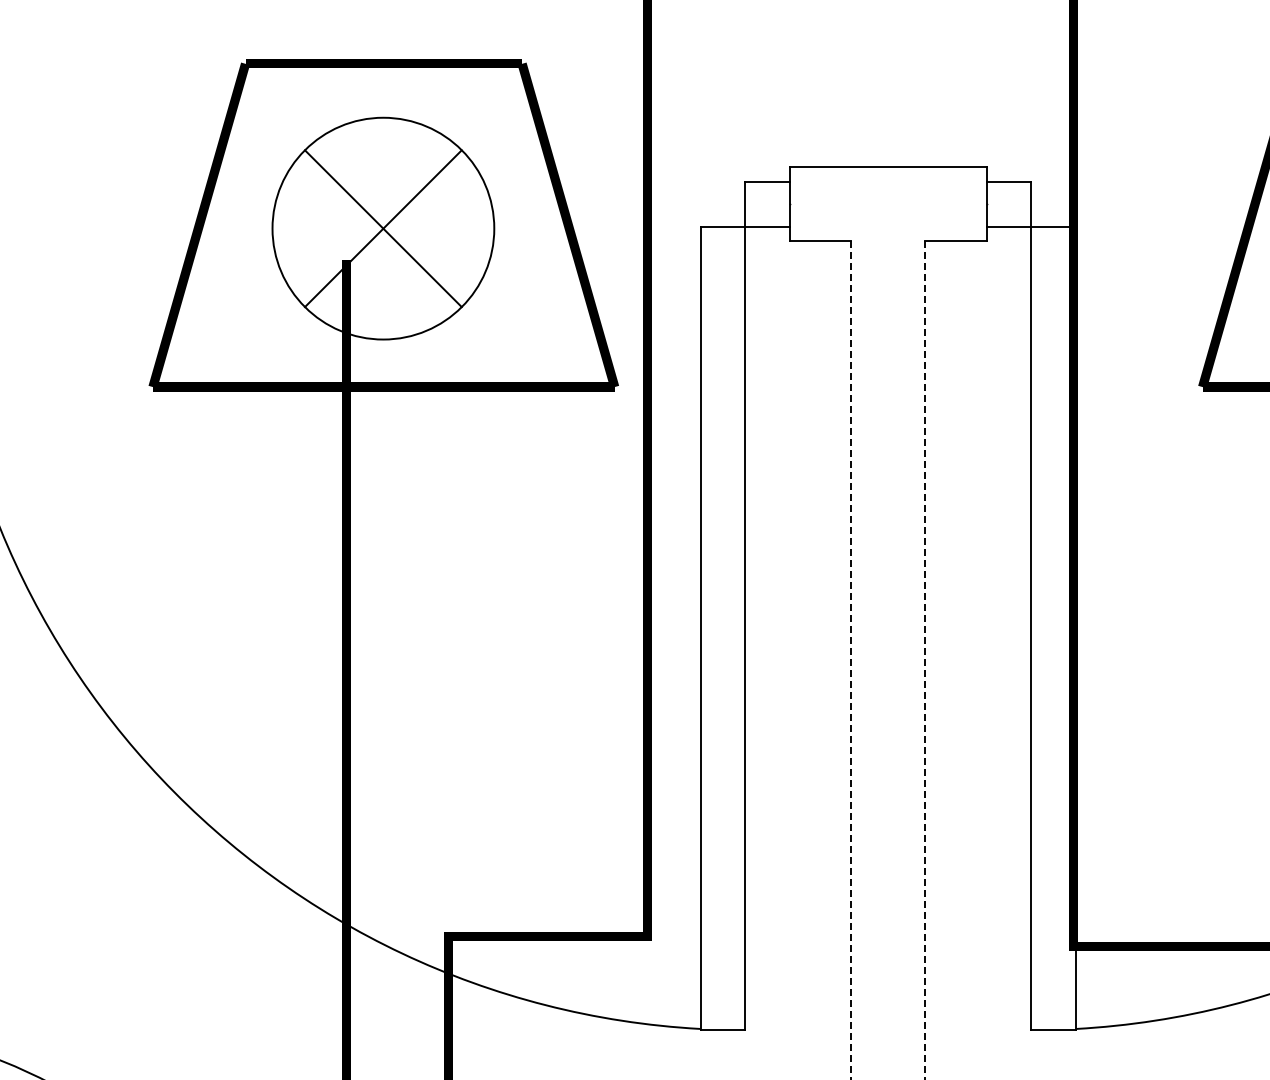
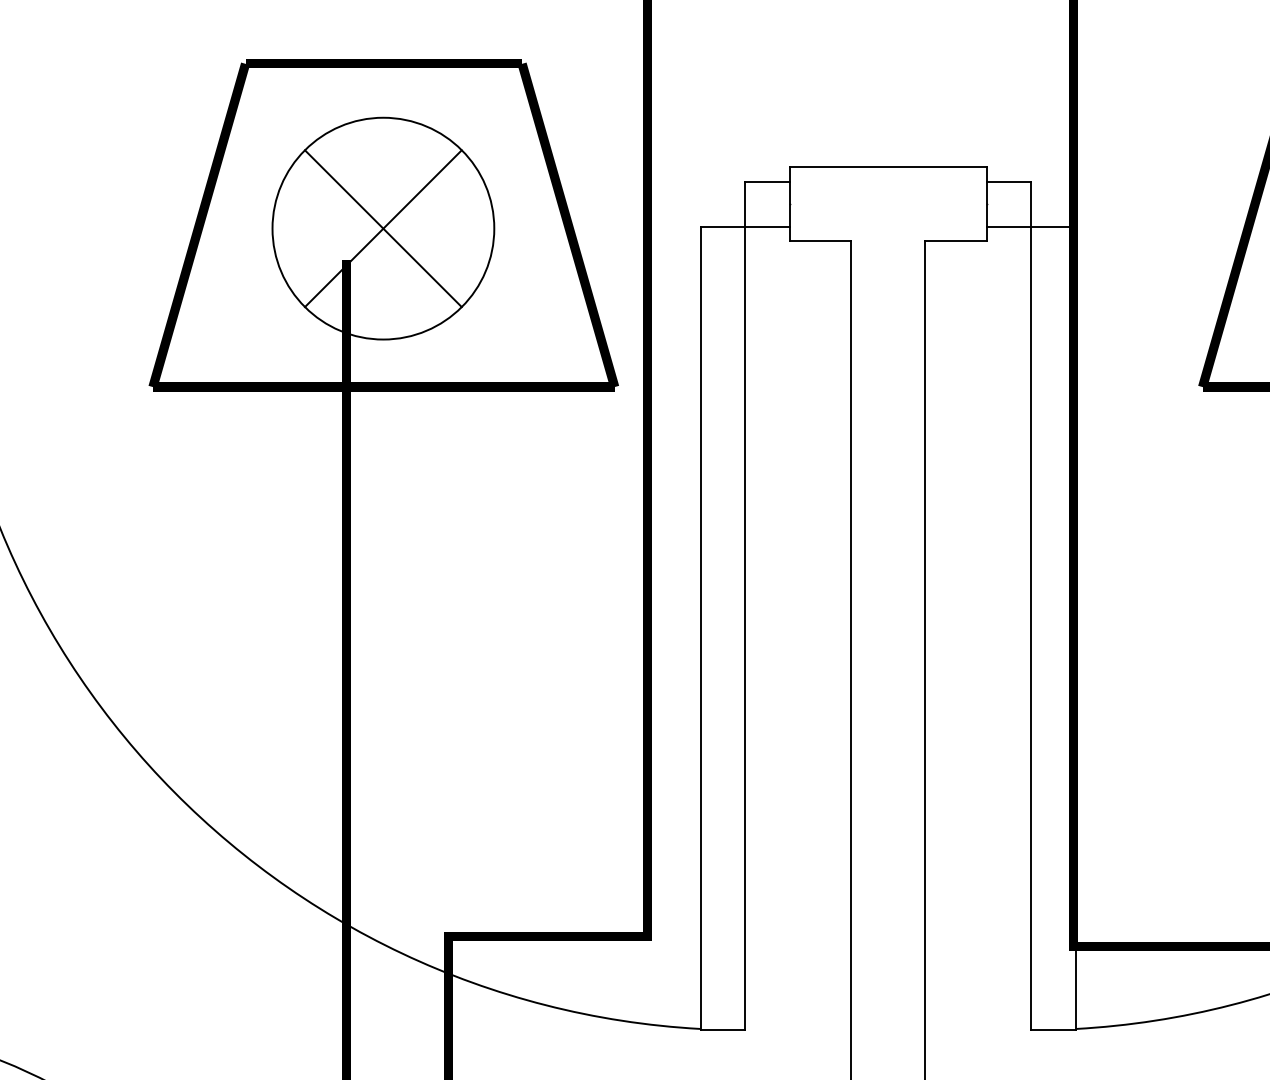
line: dashed -> solid (851, 661)
line: dashed -> solid (925, 661)
